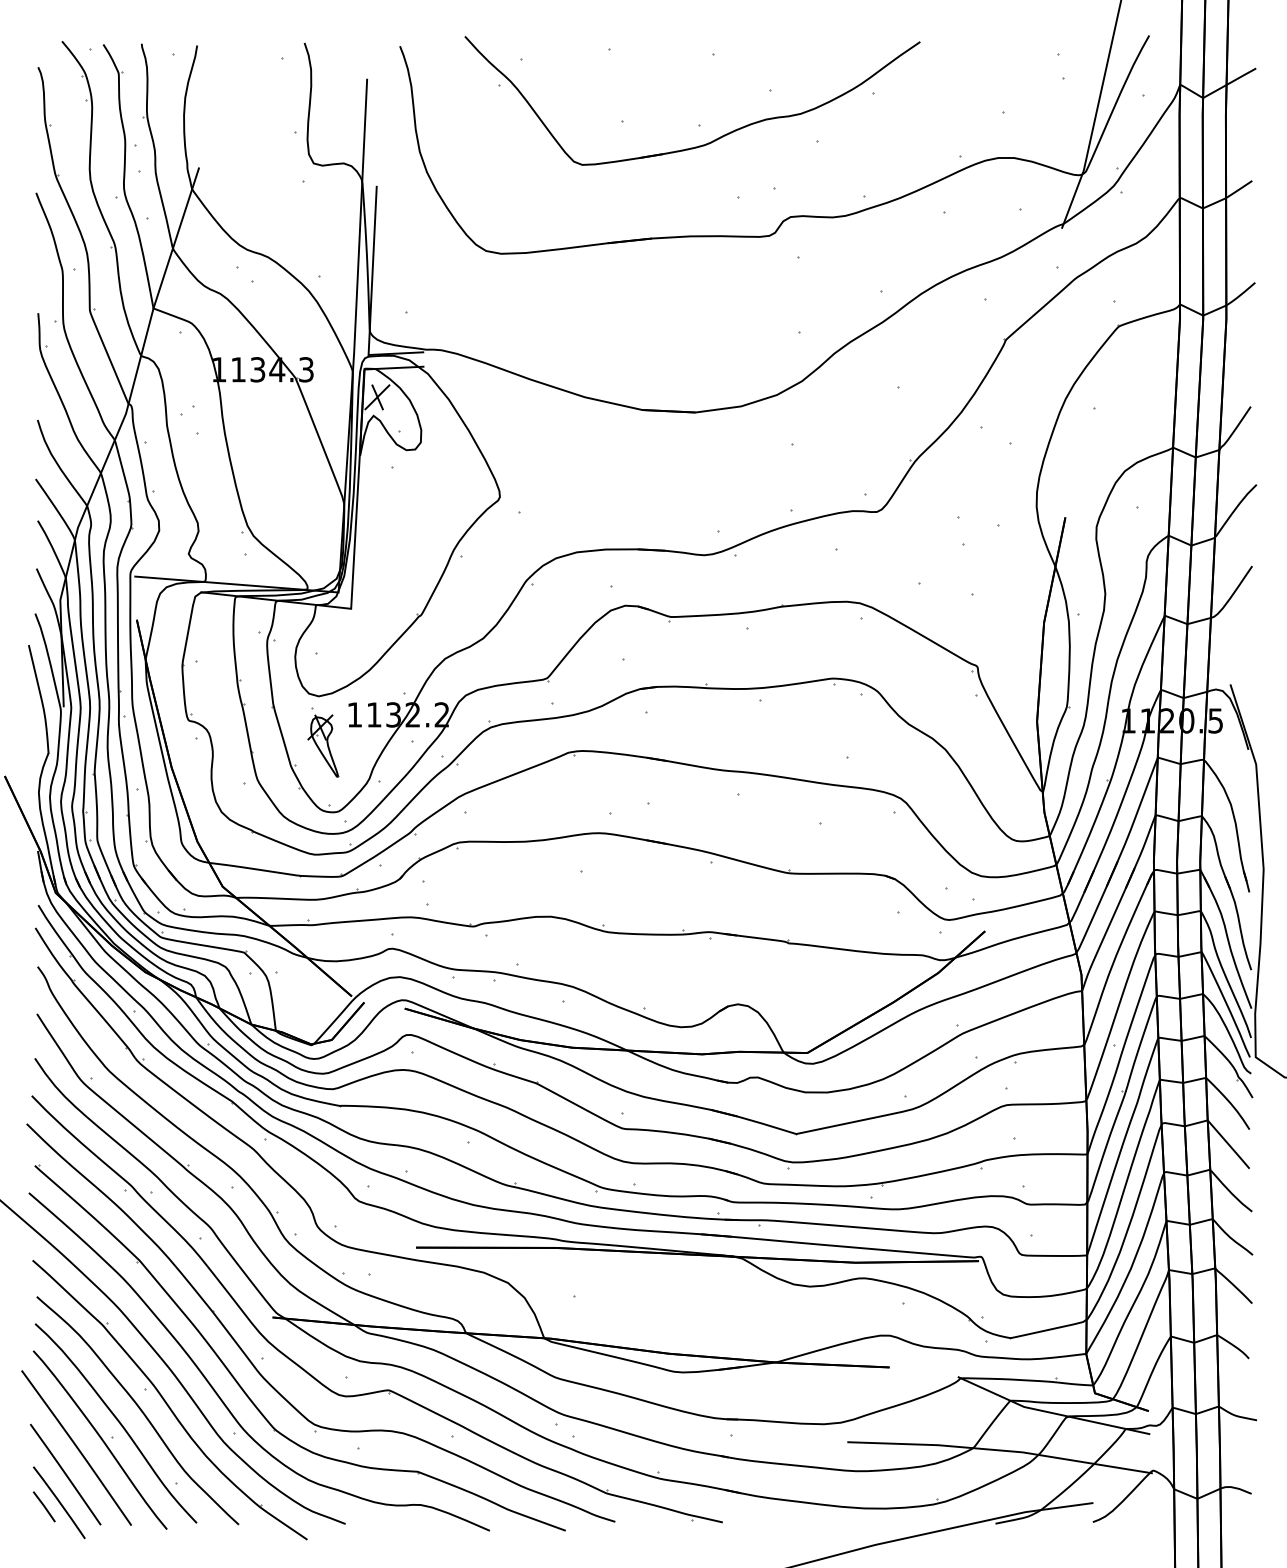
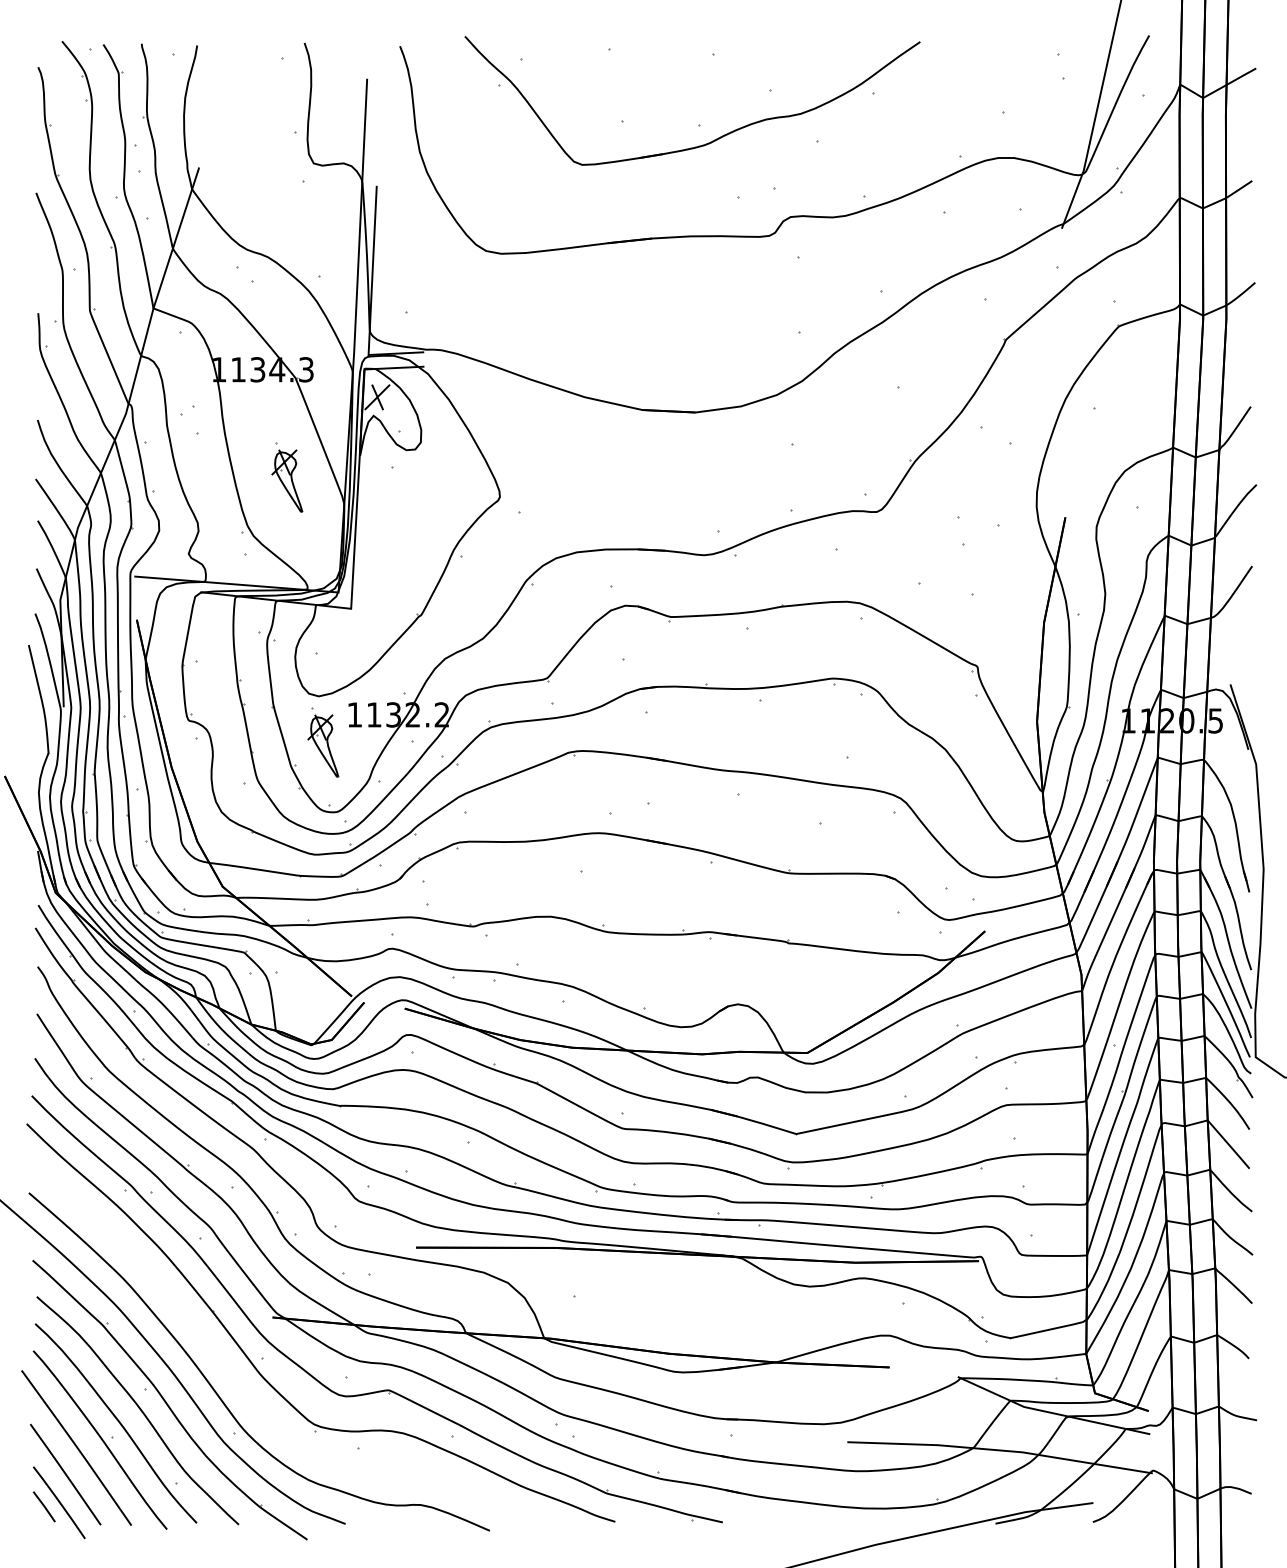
part: none -> present (287, 477)
part: present -> none (242, 1387)
